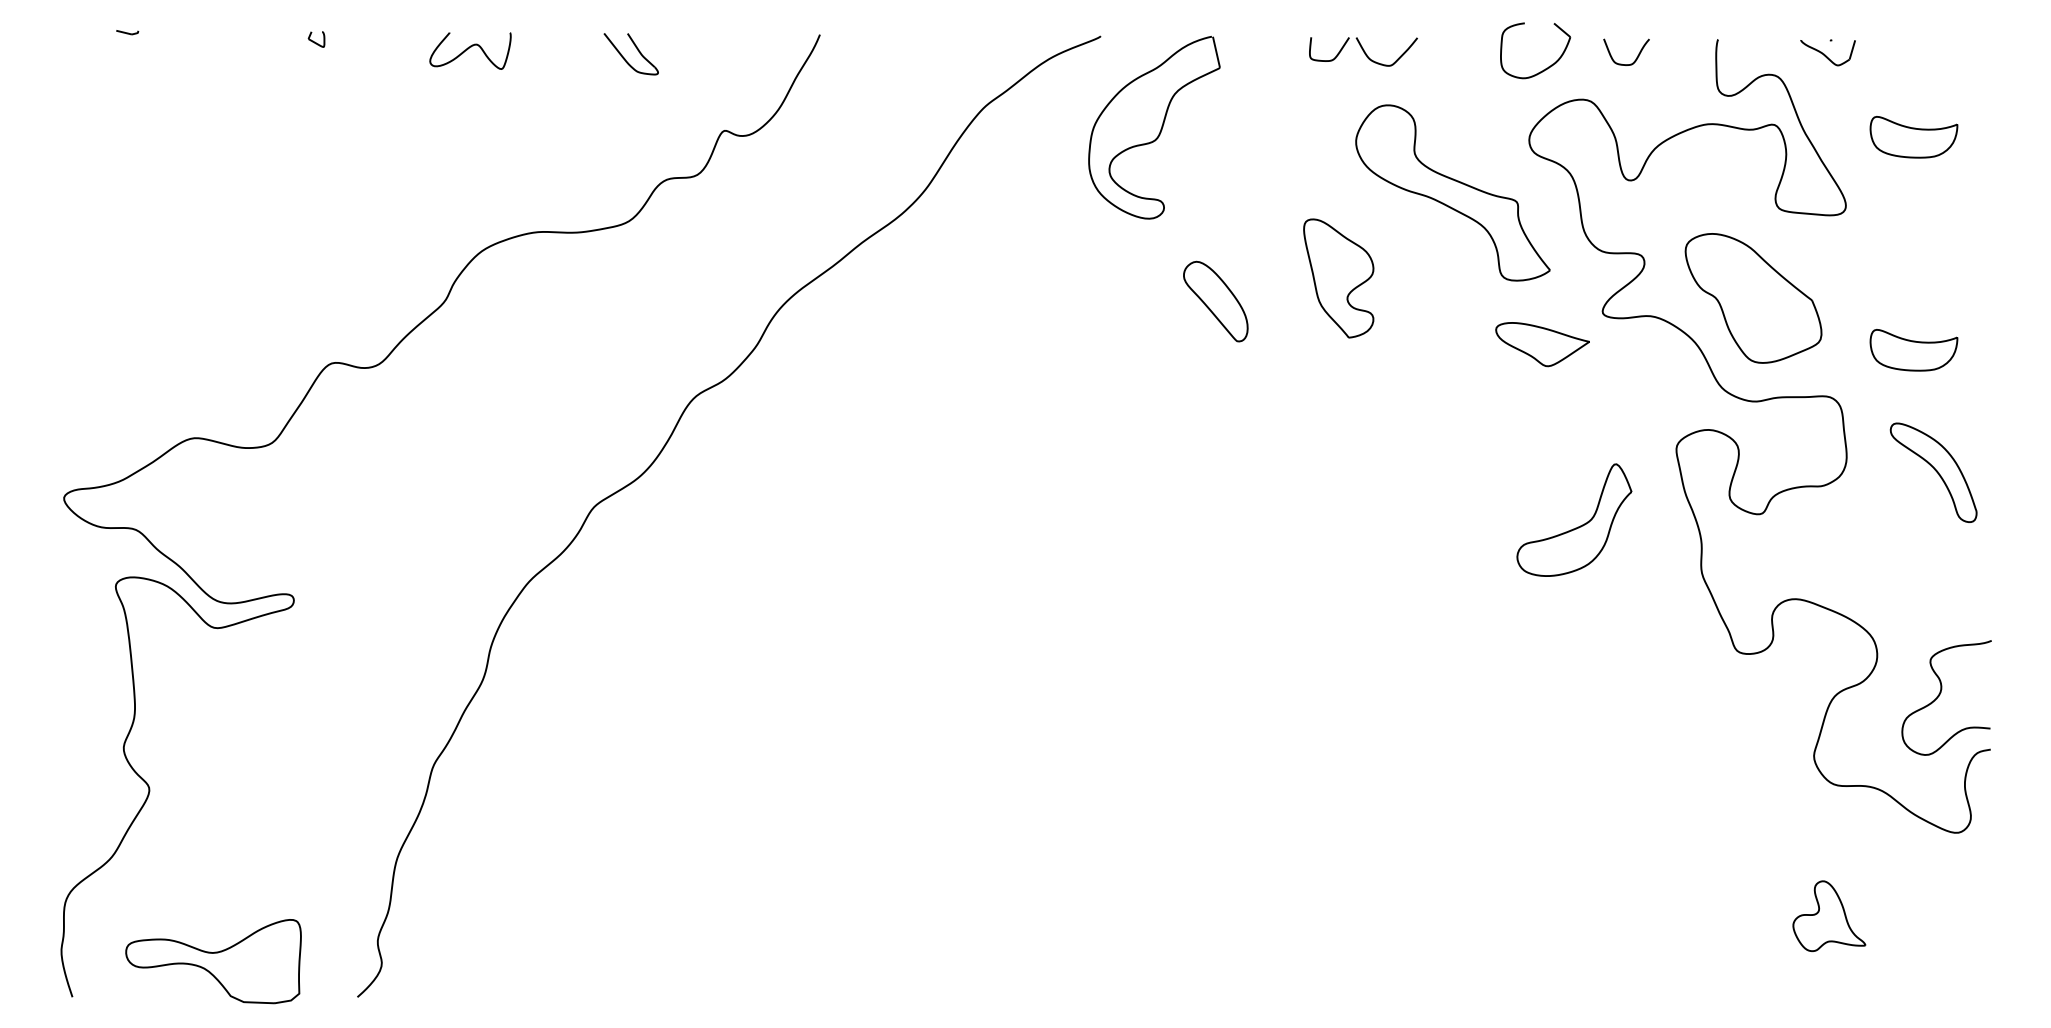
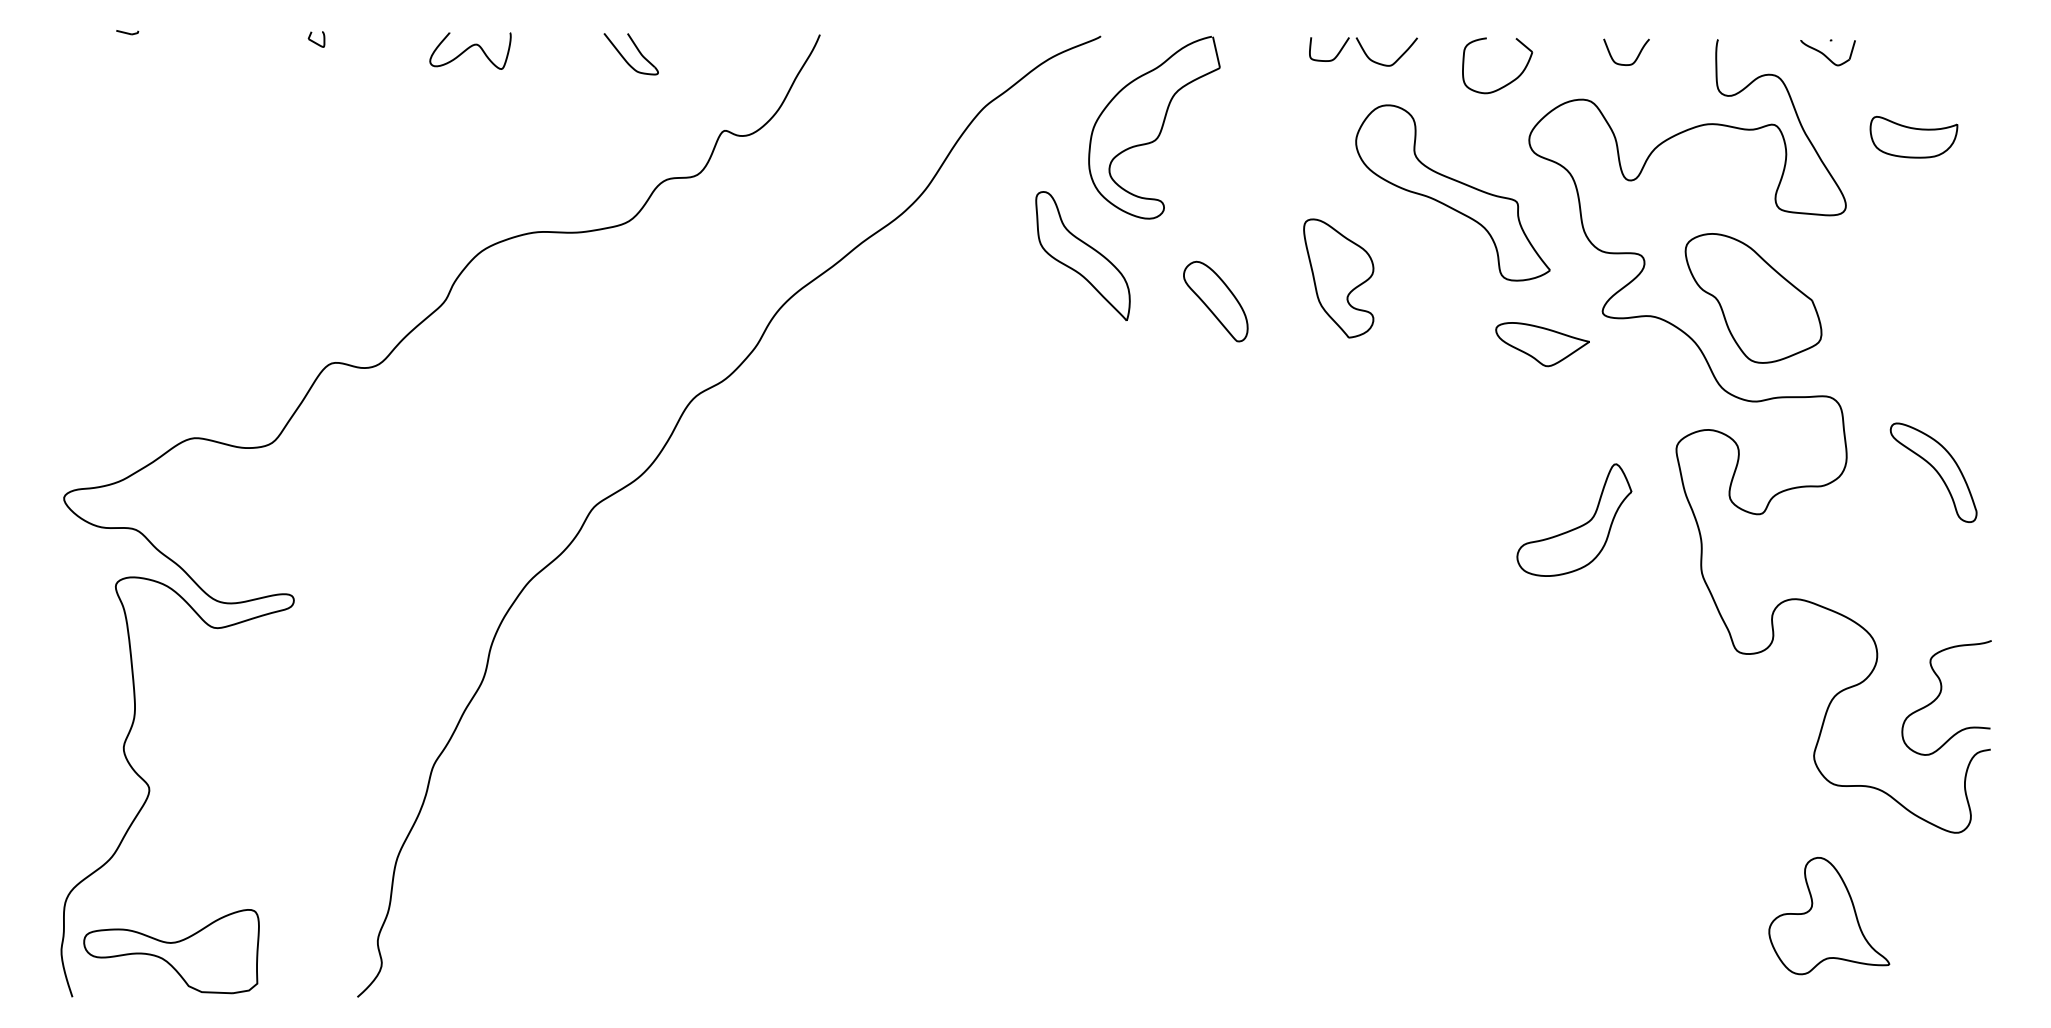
part position: (1545, 68) -> (1507, 83) (1507, 83)
part: none -> present (1082, 255)
part: present -> none (1913, 350)
part size: 75x73 px -> 123x119 px (1829, 916)
part position: (213, 961) -> (171, 951) (171, 951)
